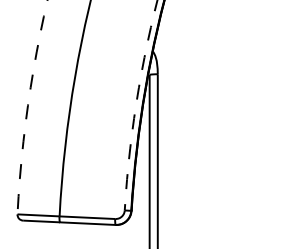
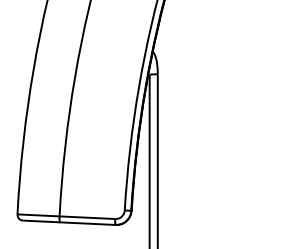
arc: dashed -> solid (136, 104)
arc: dashed -> solid (27, 108)
